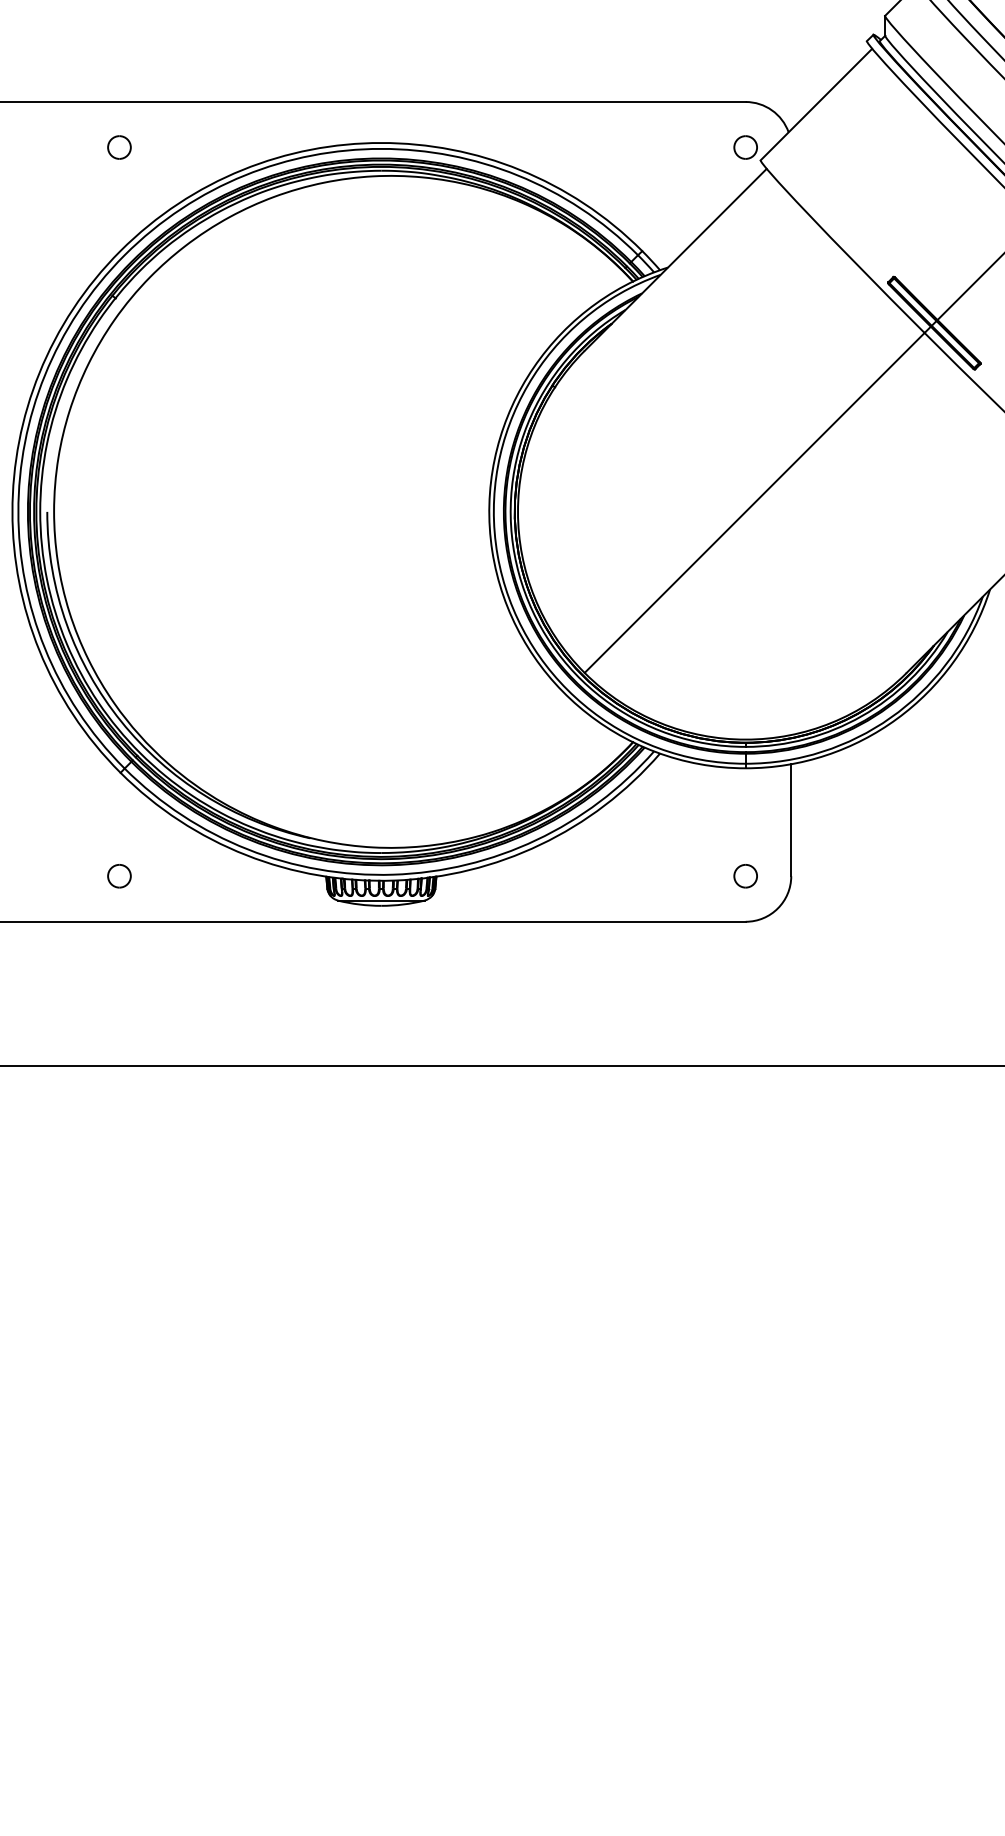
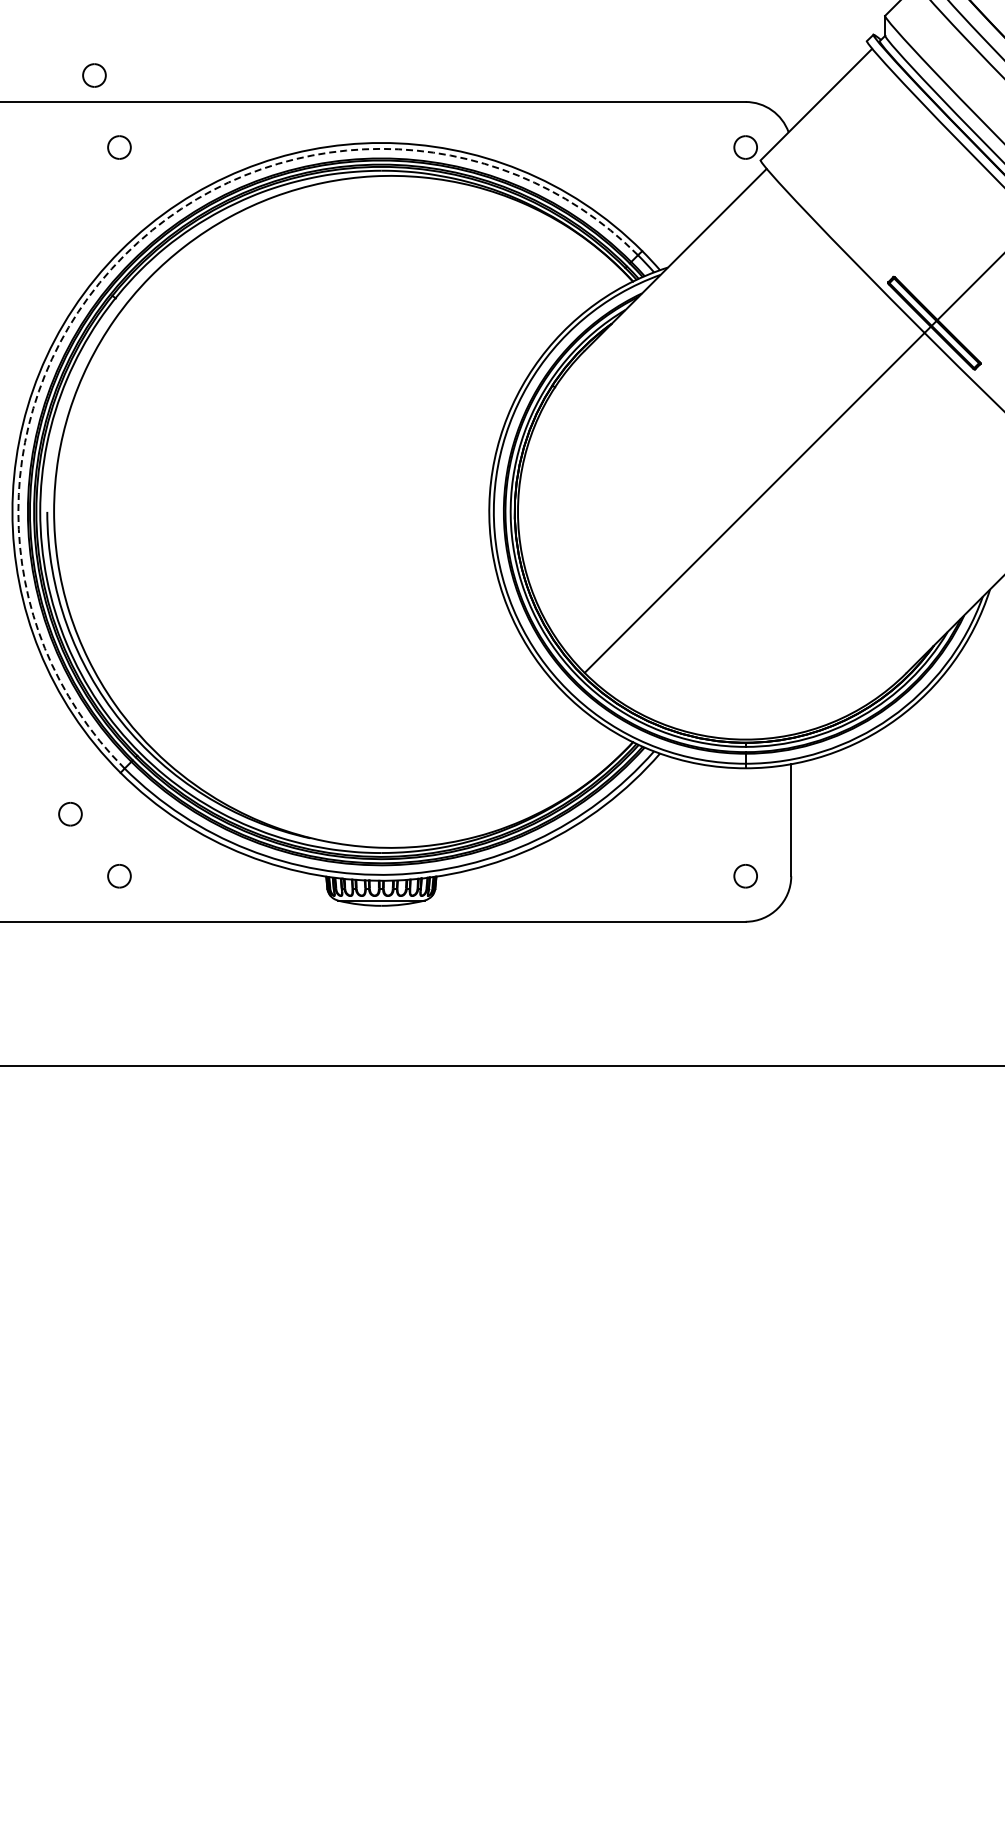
part: none -> present (94, 75)
arc: solid -> dashed (124, 255)
part: none -> present (70, 814)
